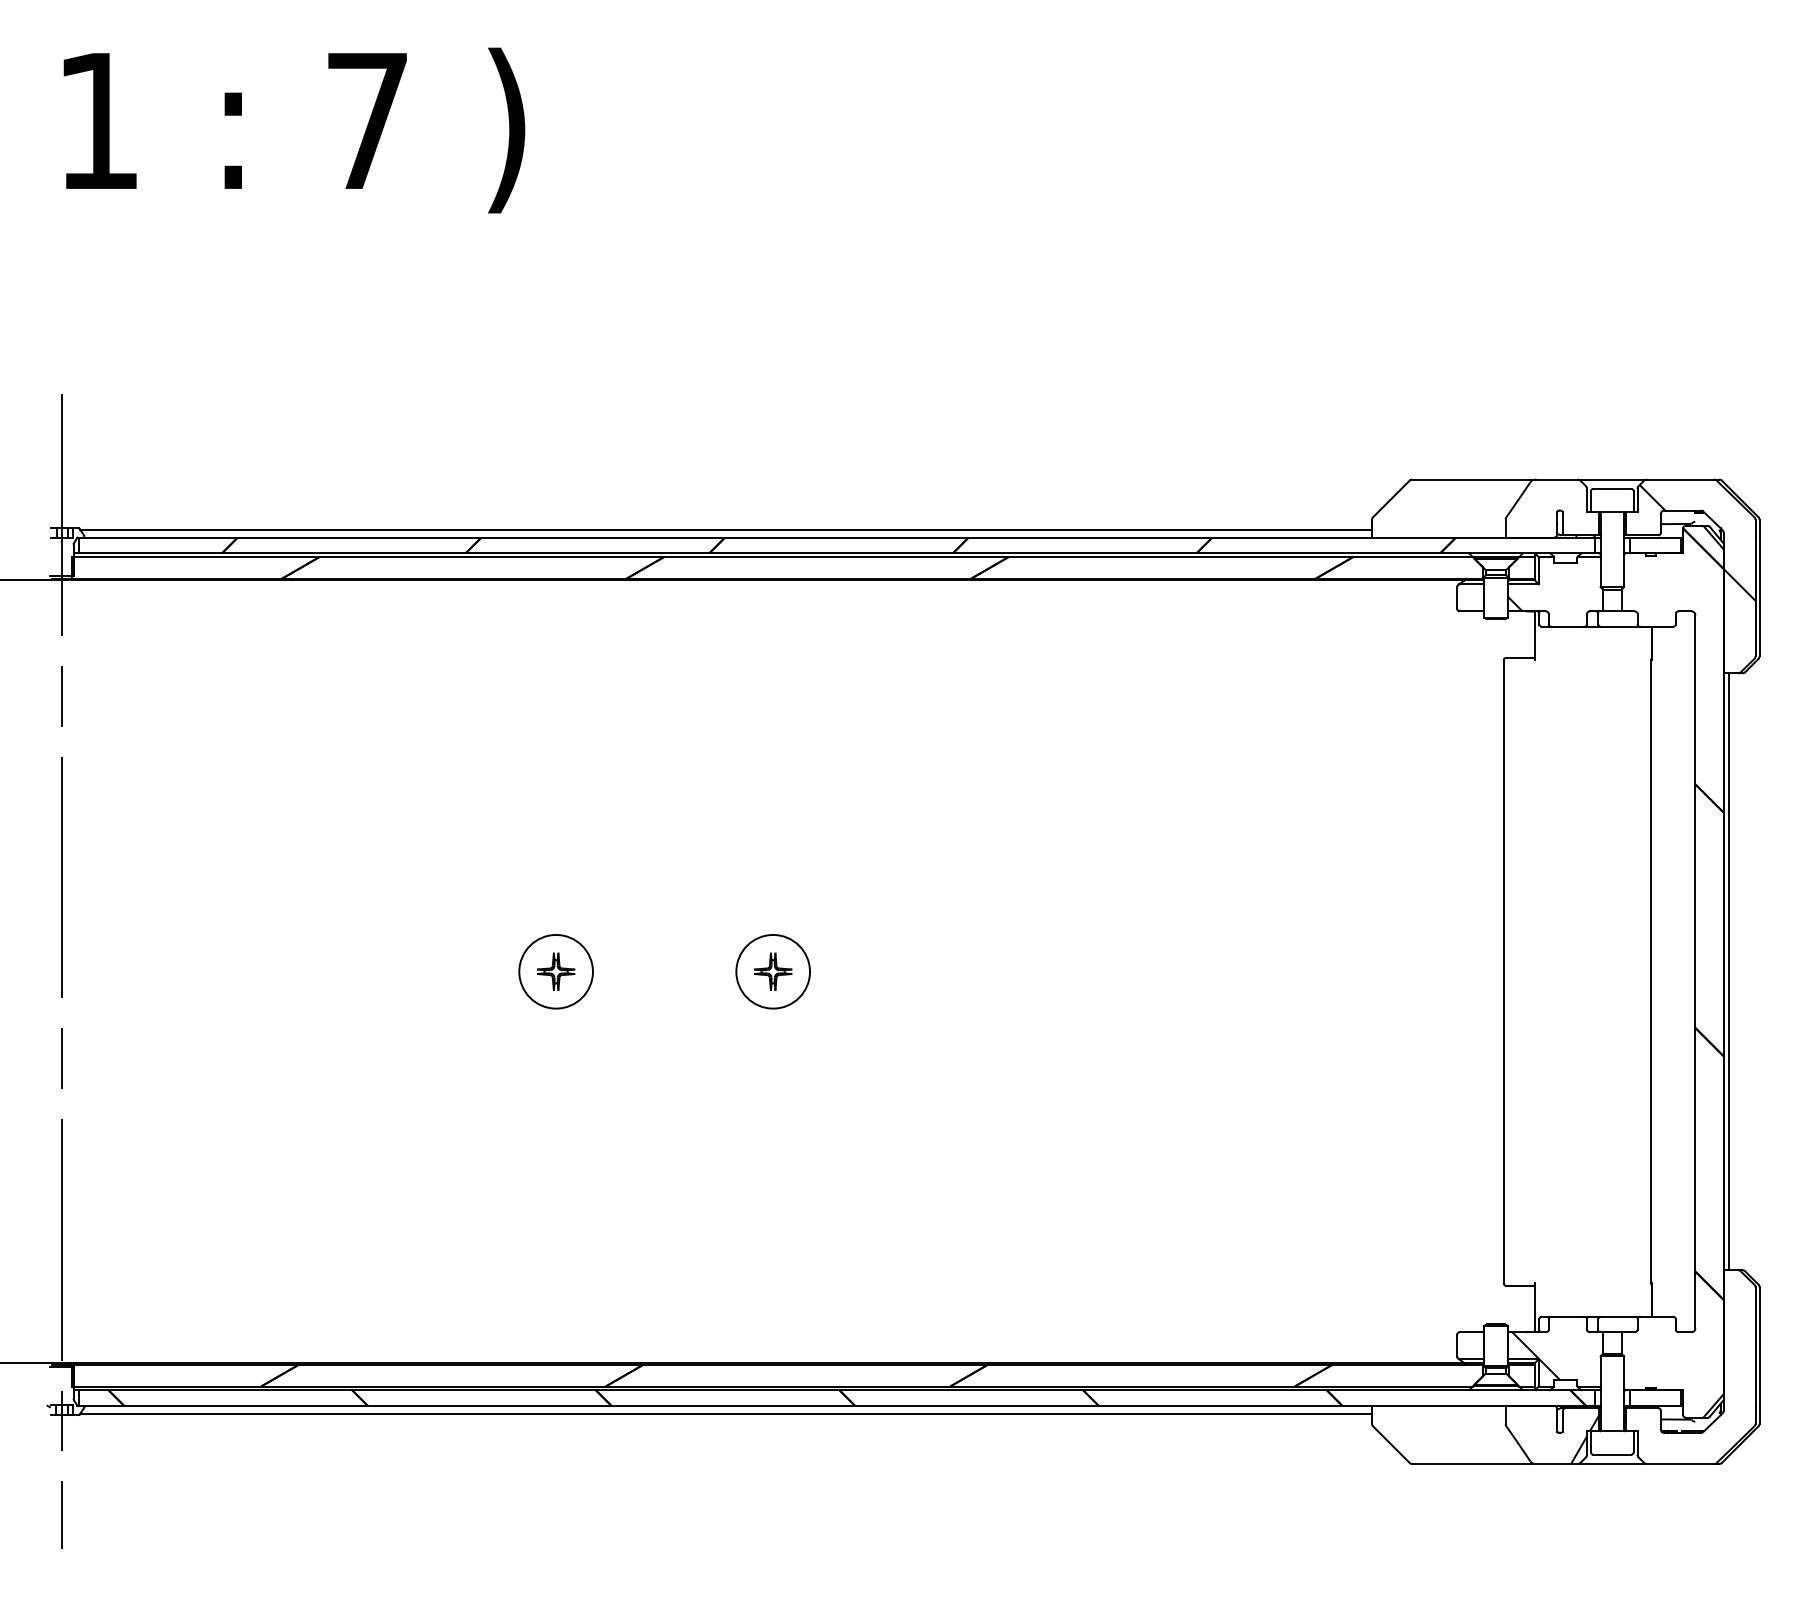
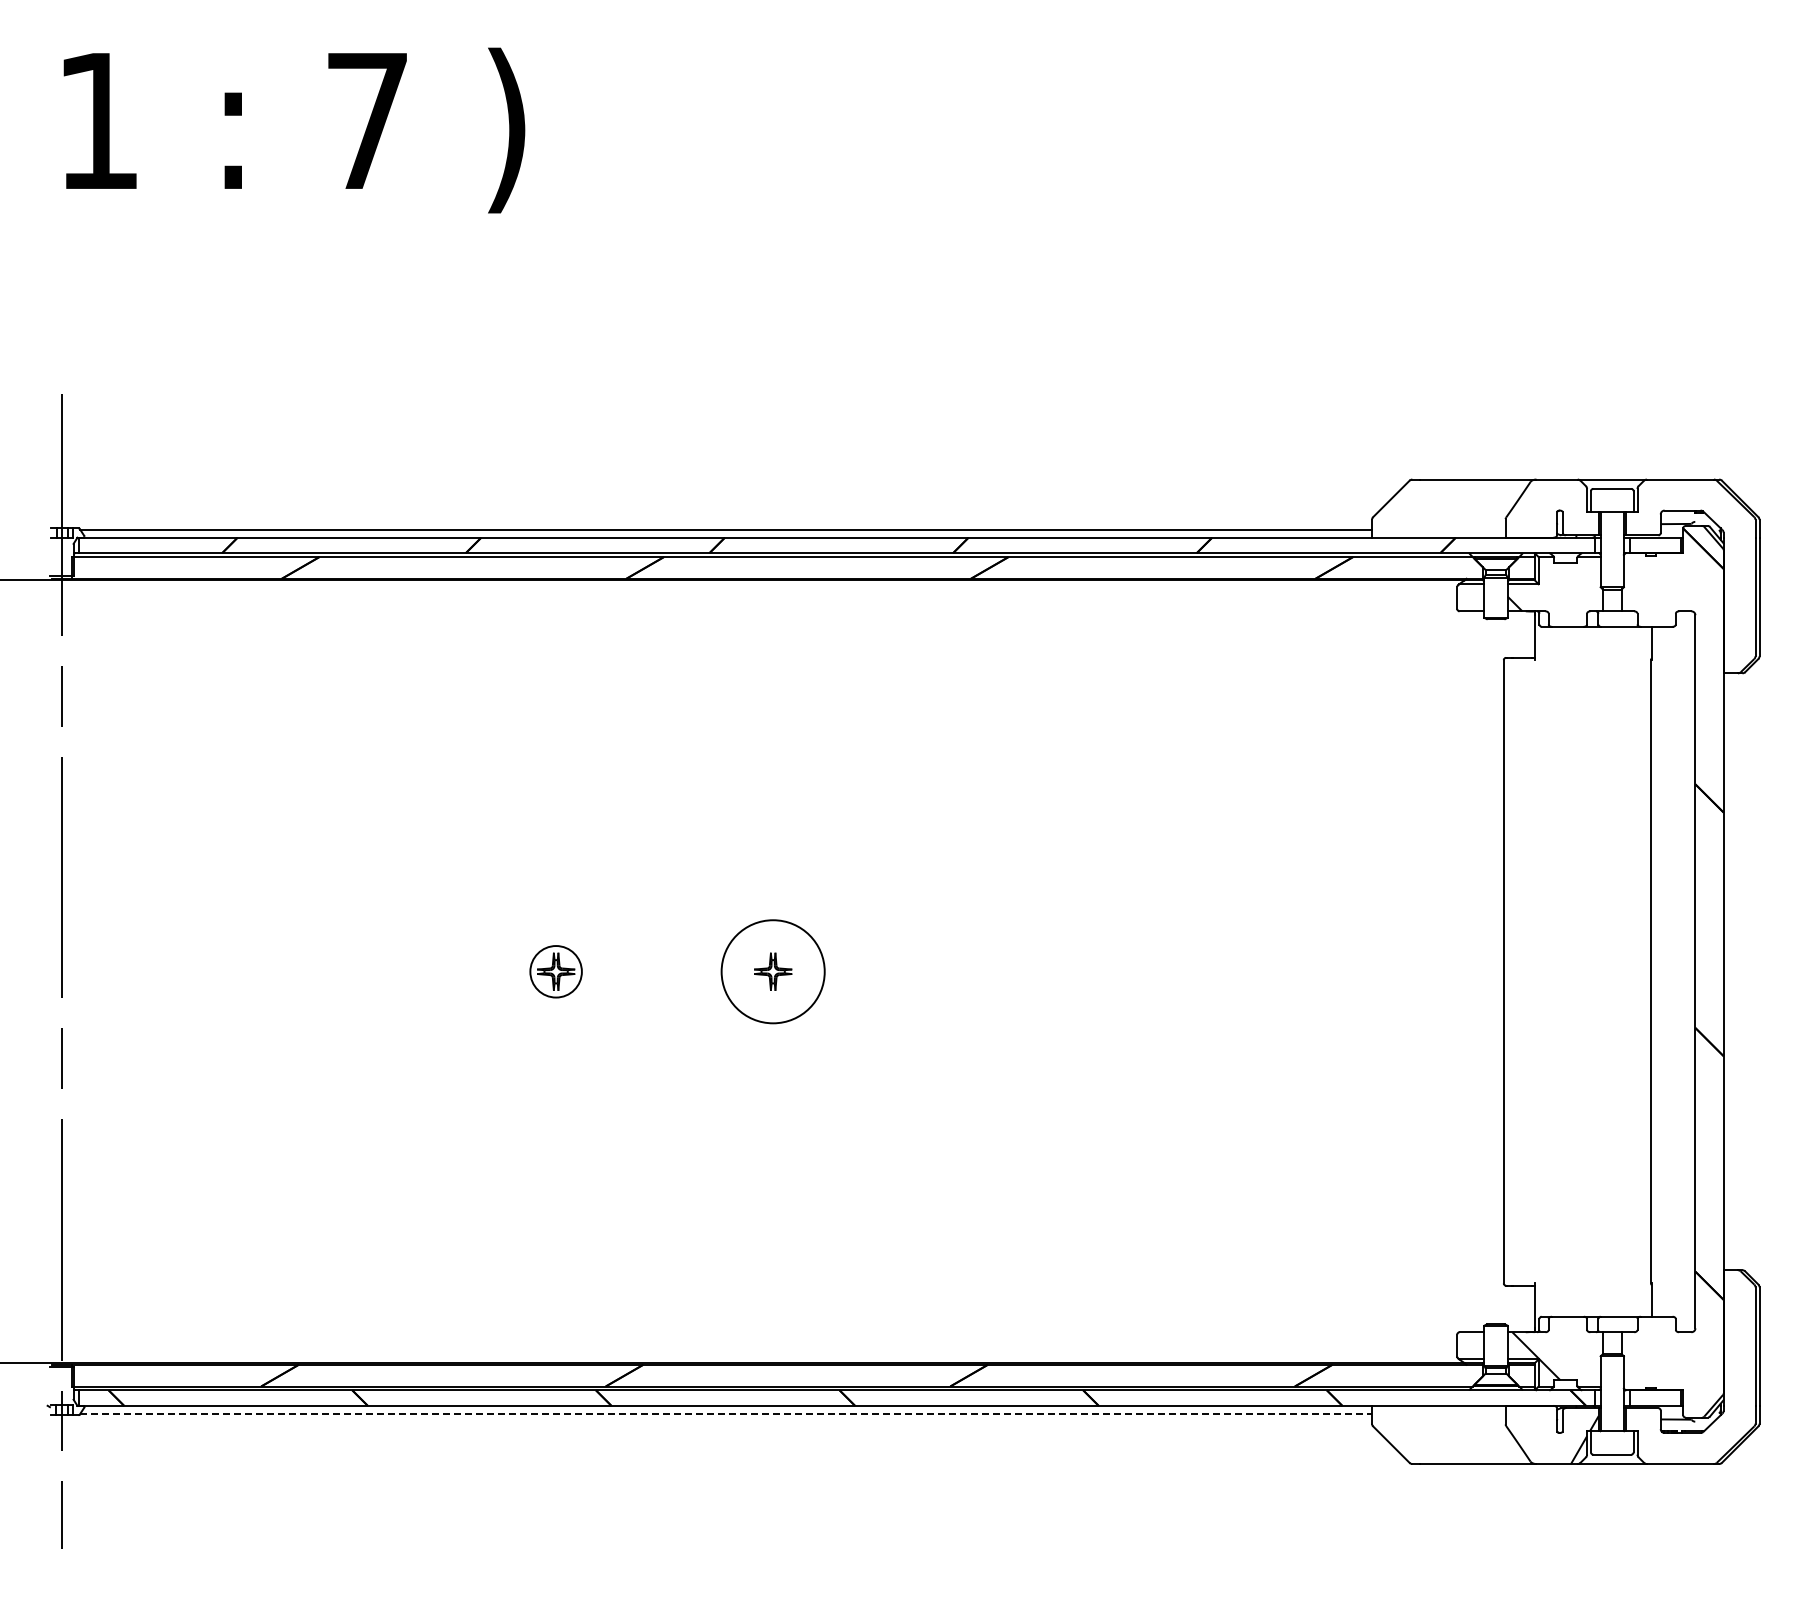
hatch: present -> none (1697, 542)
circle diameter: 74 px -> 52 px (555, 971)
circle diameter: 74 px -> 103 px (772, 971)
line: present -> none (1728, 971)
line: solid -> dashed (726, 1413)
